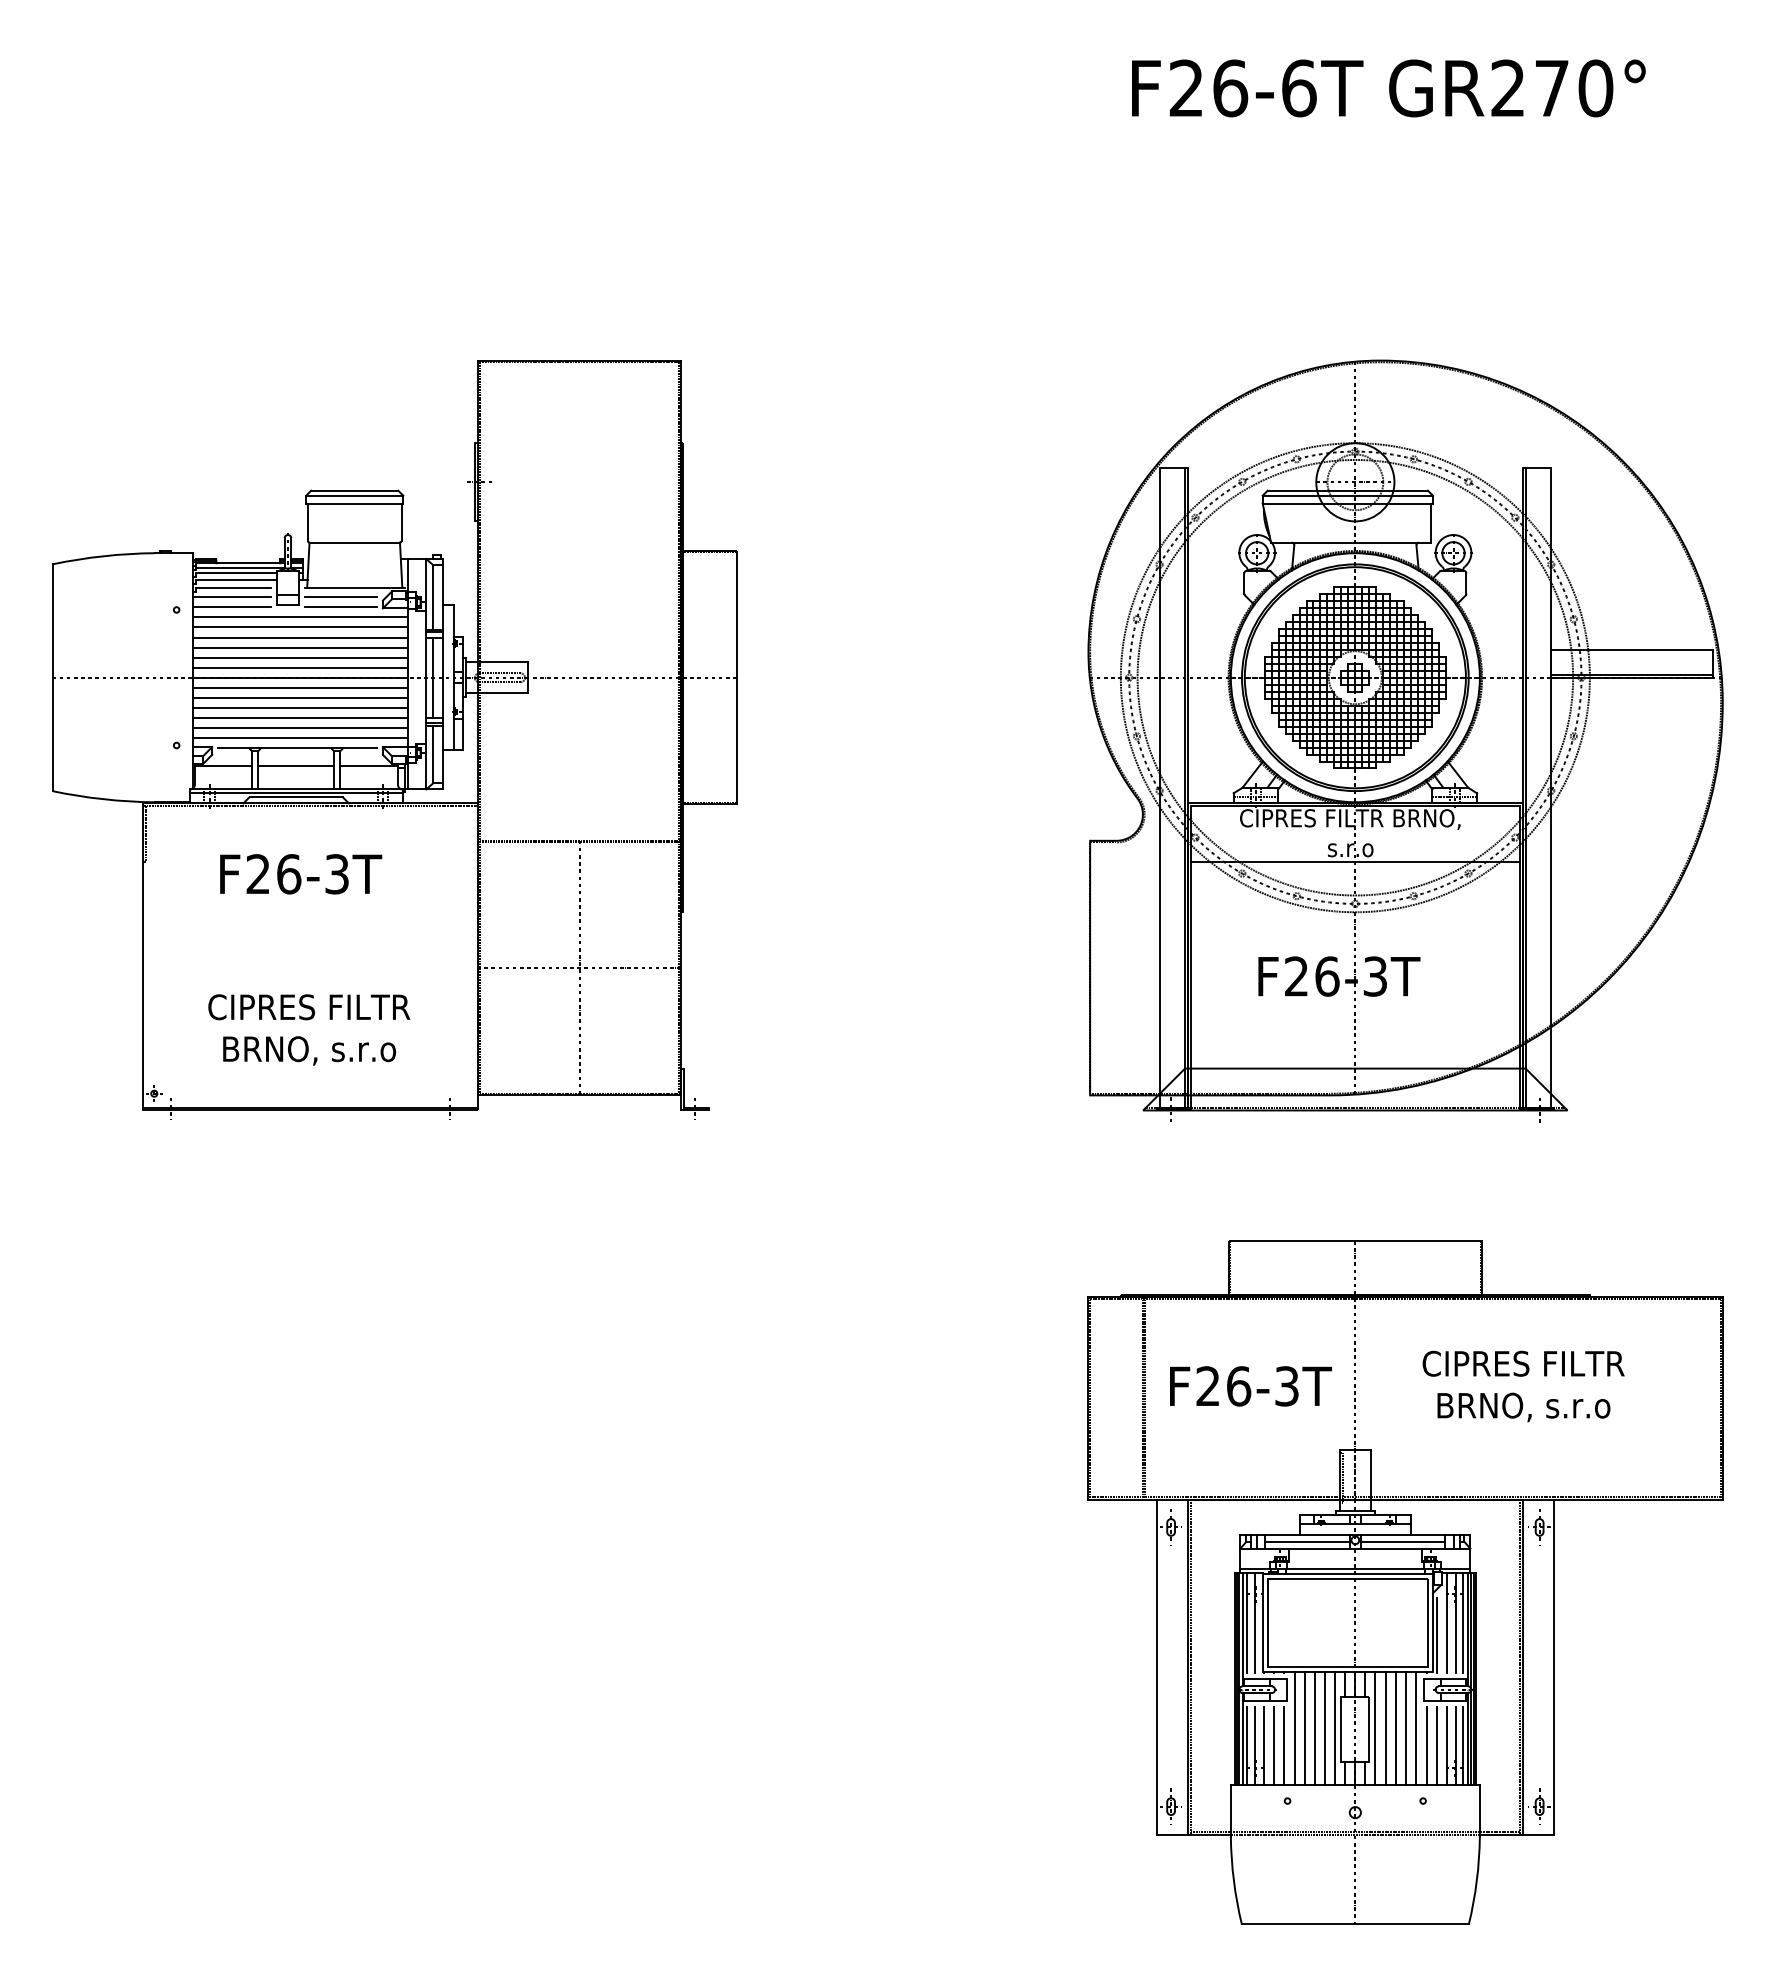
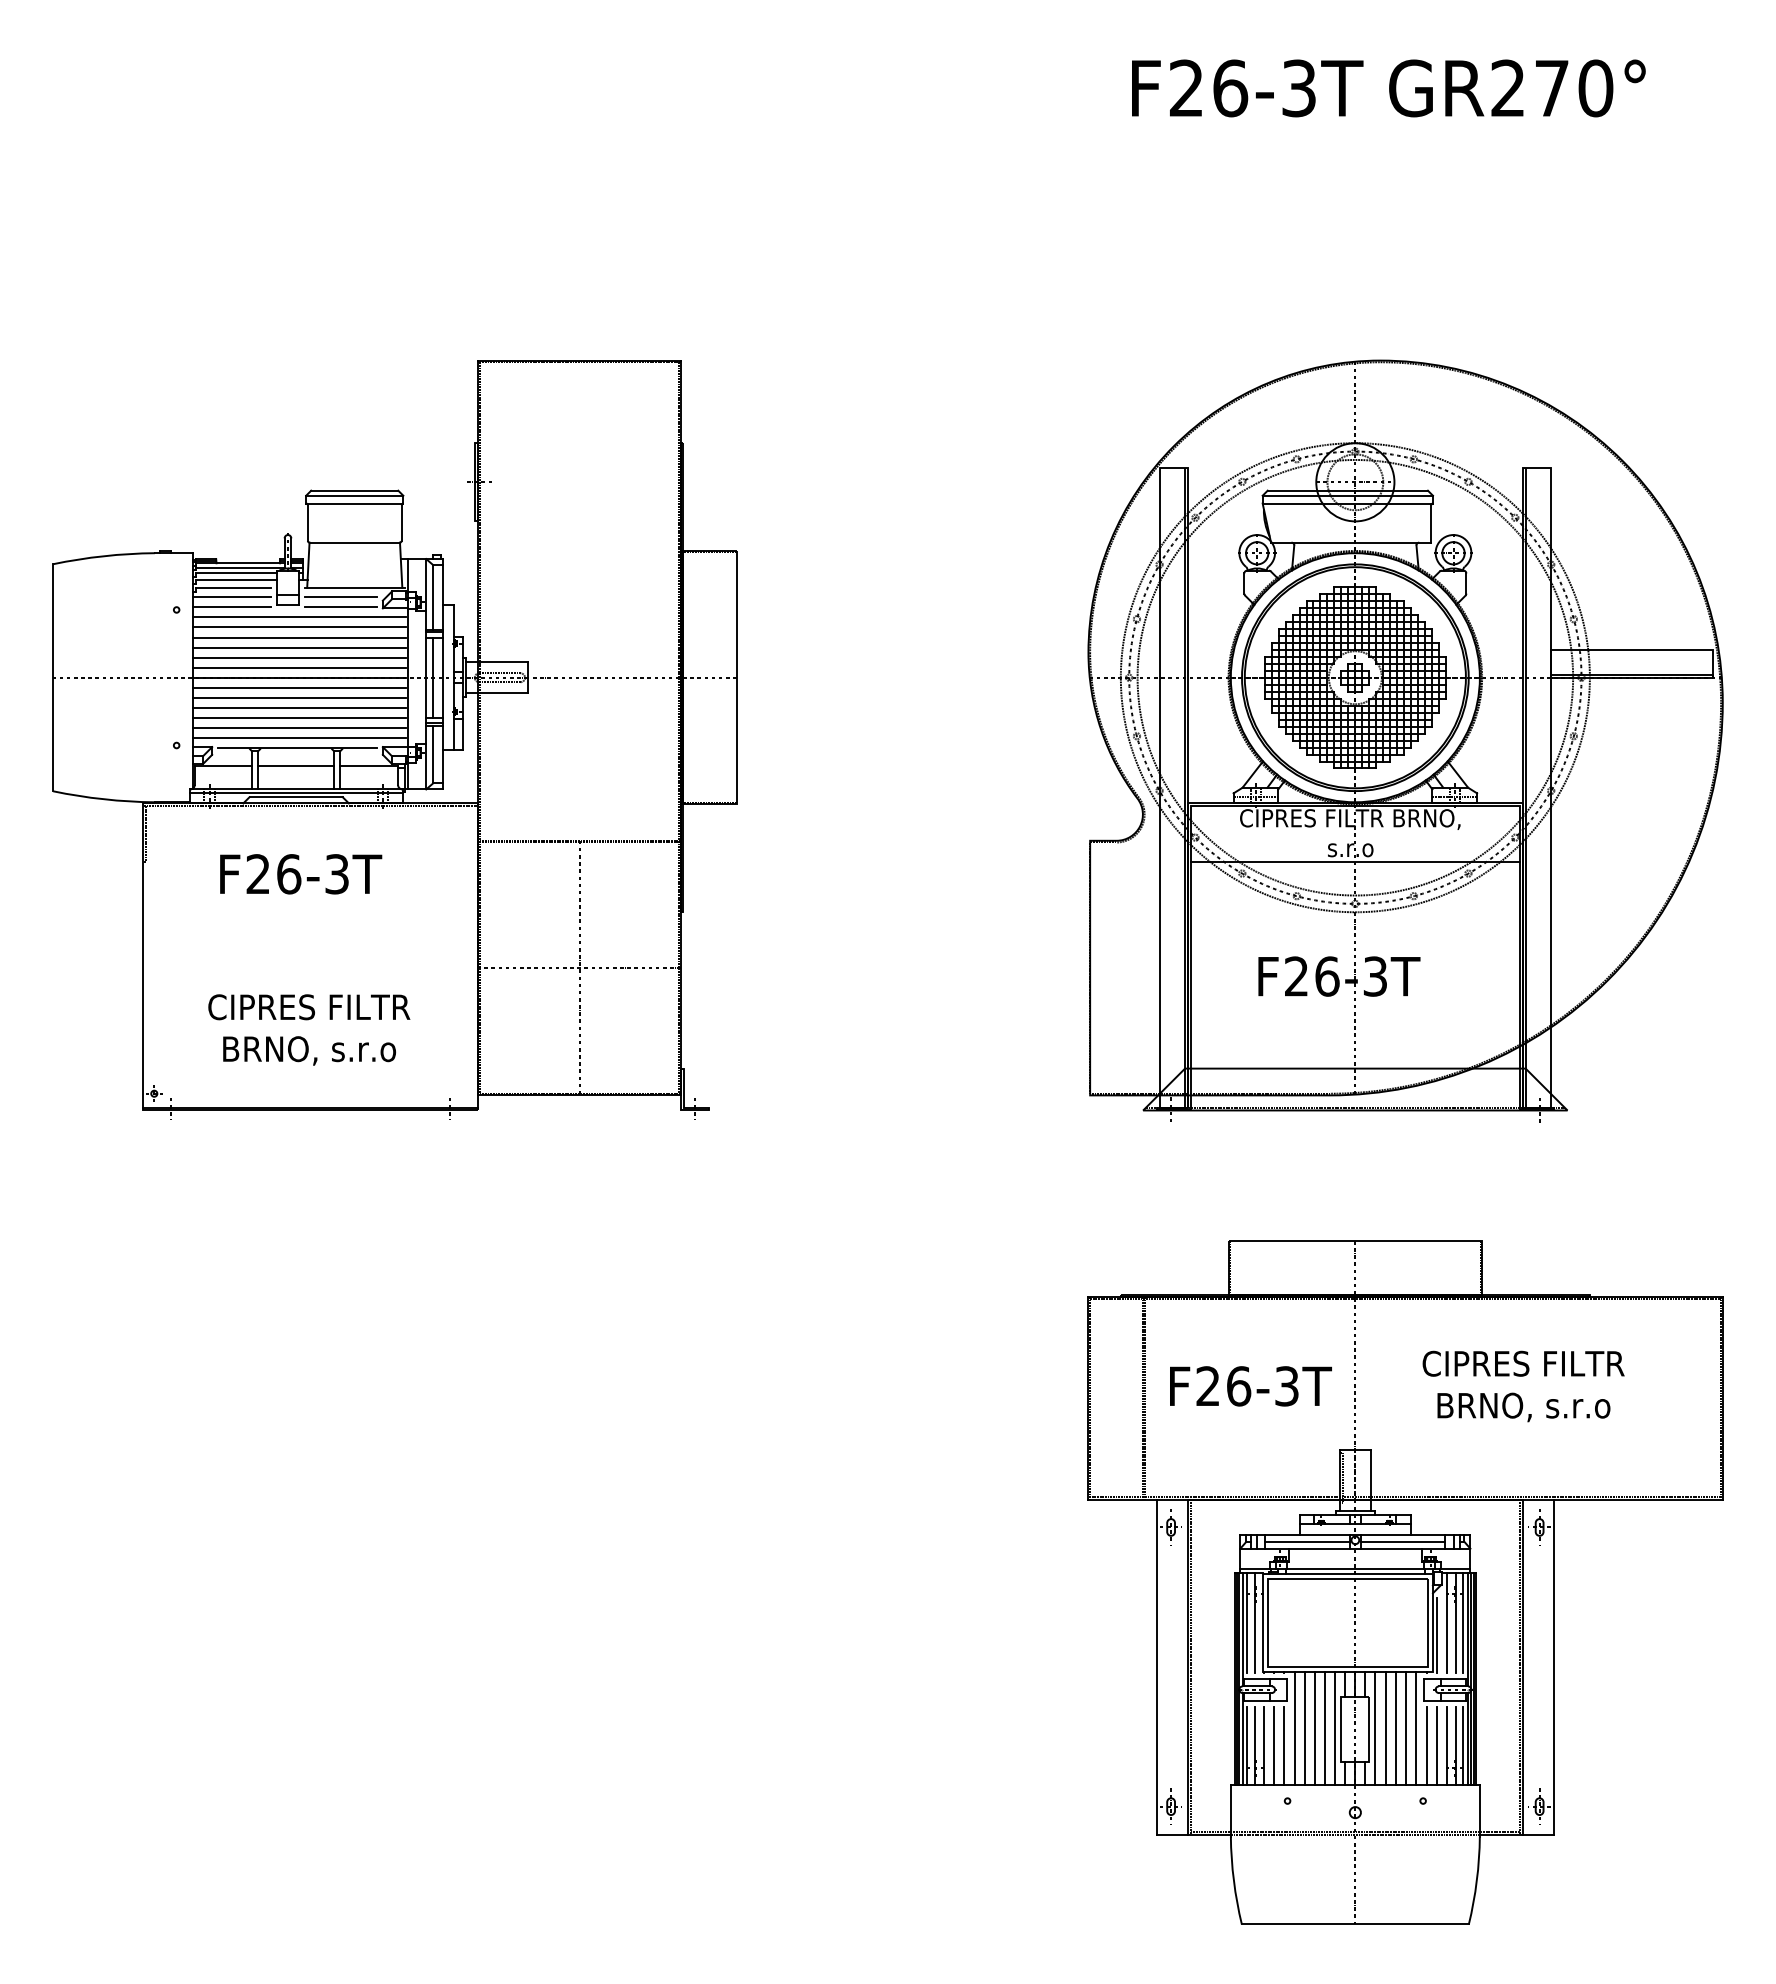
text: F26-6T -> F26-3T (1299, 88)
